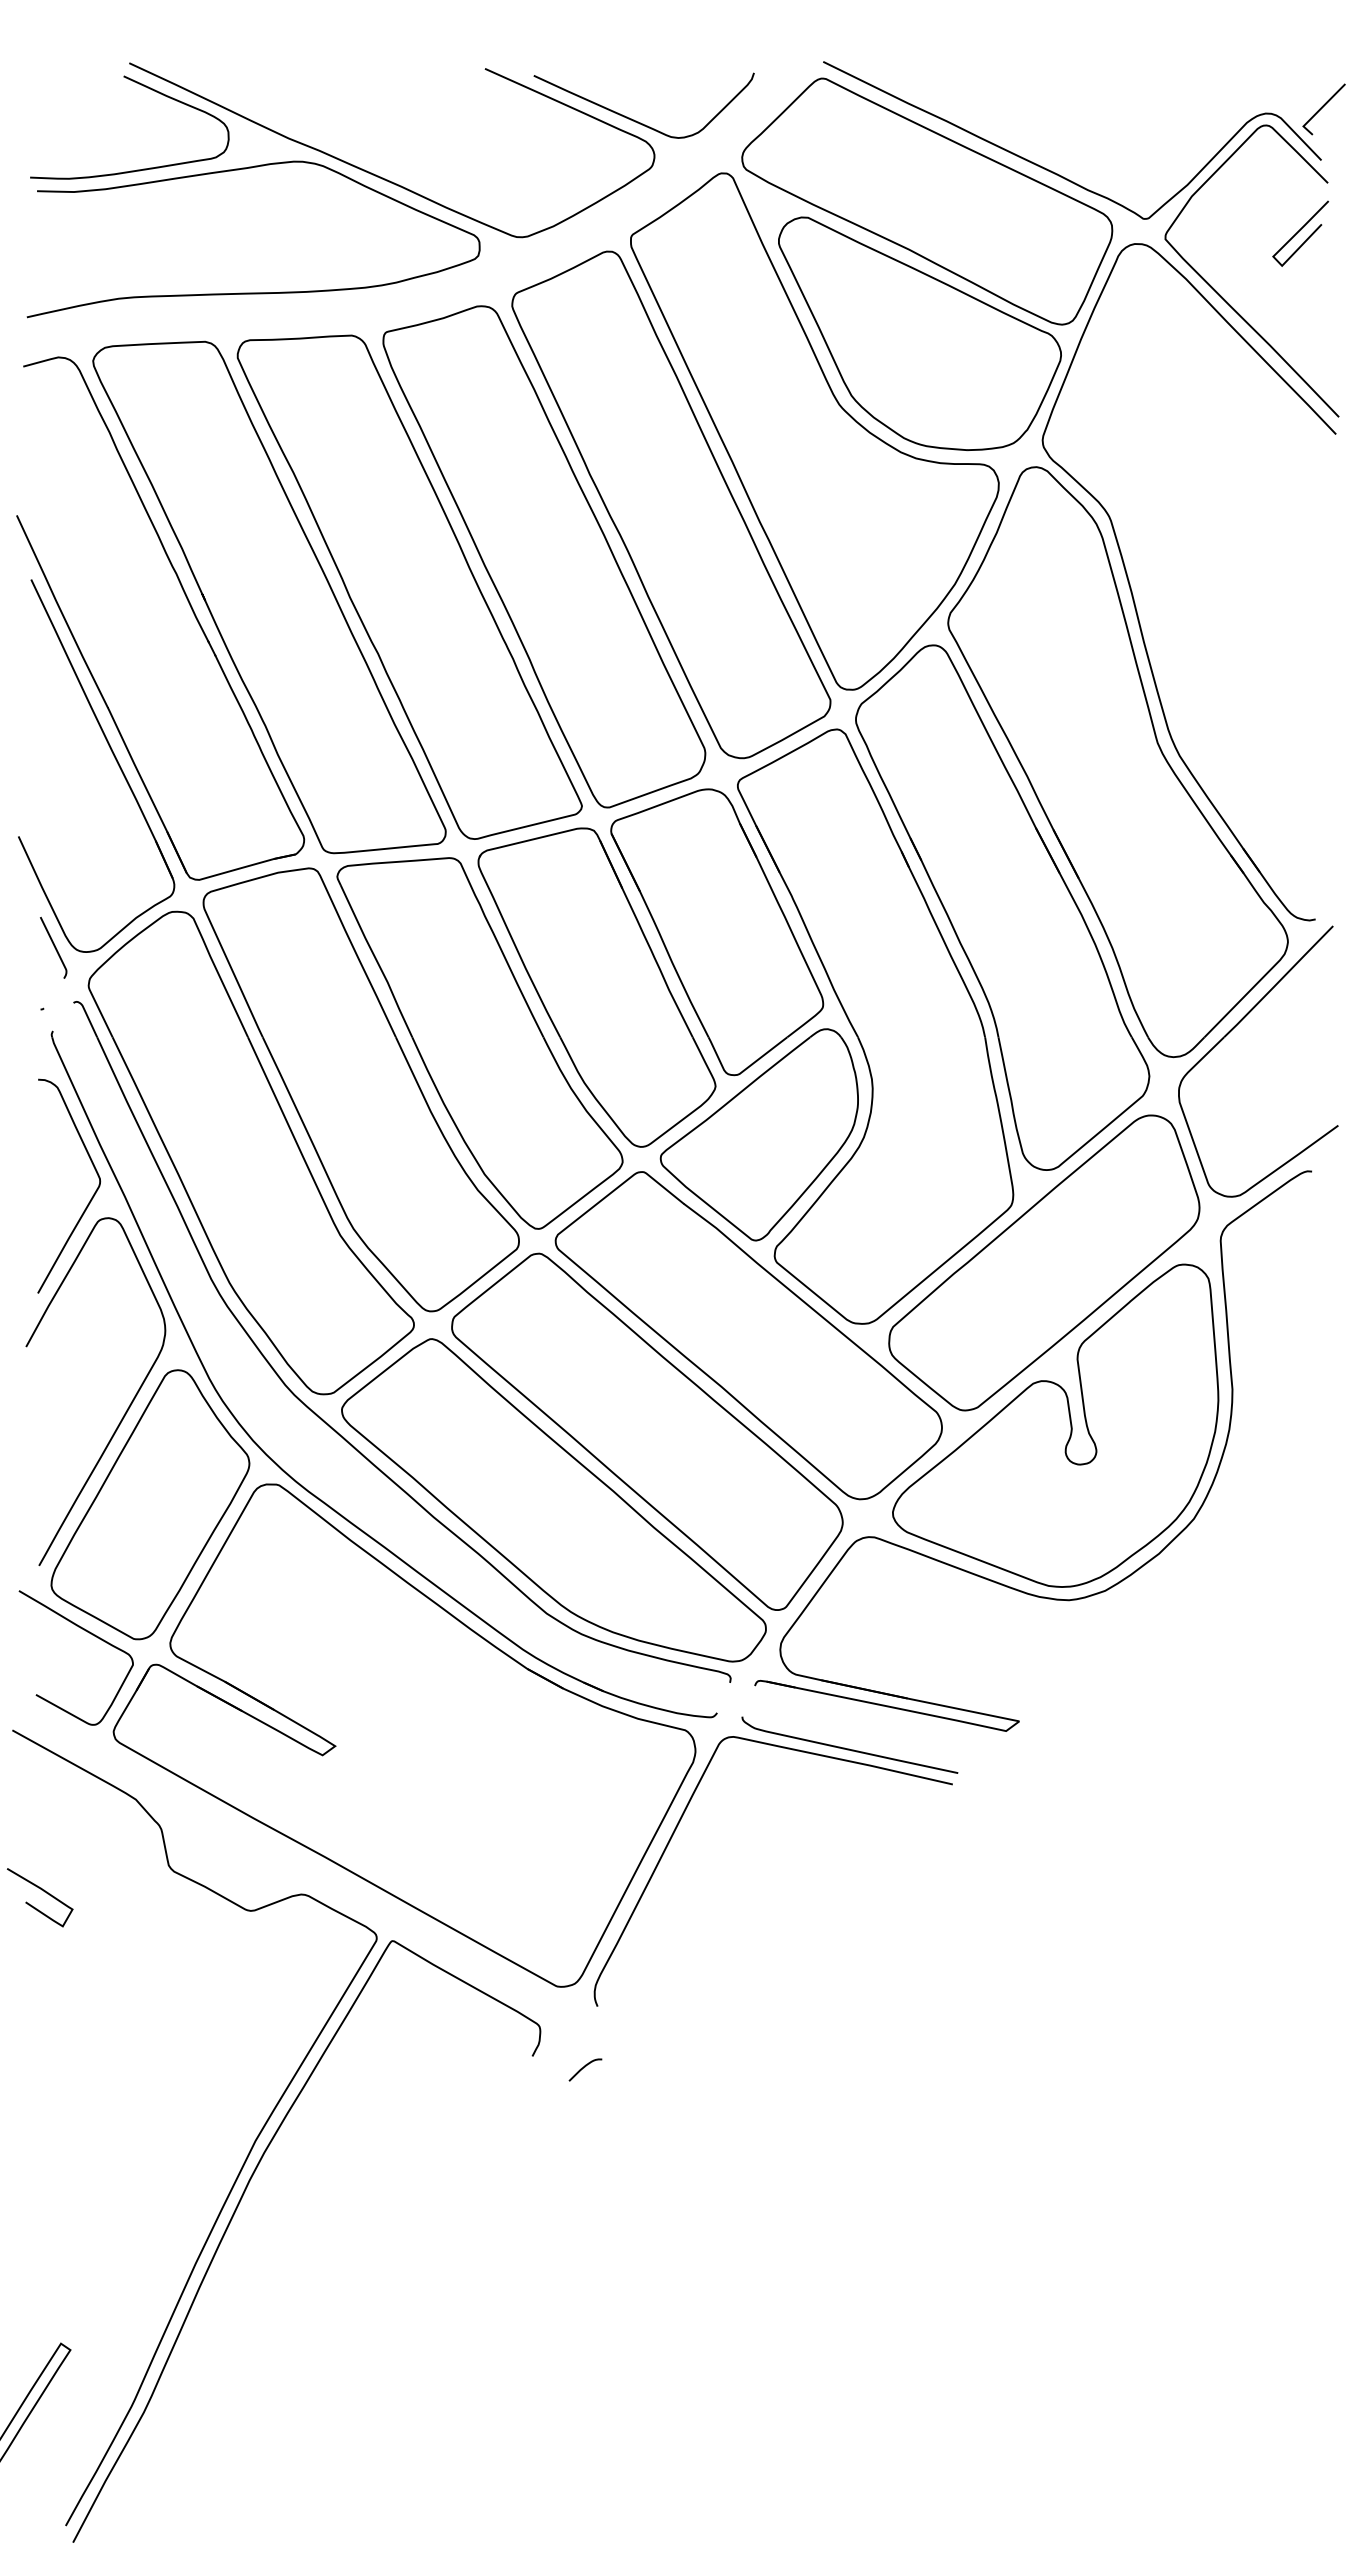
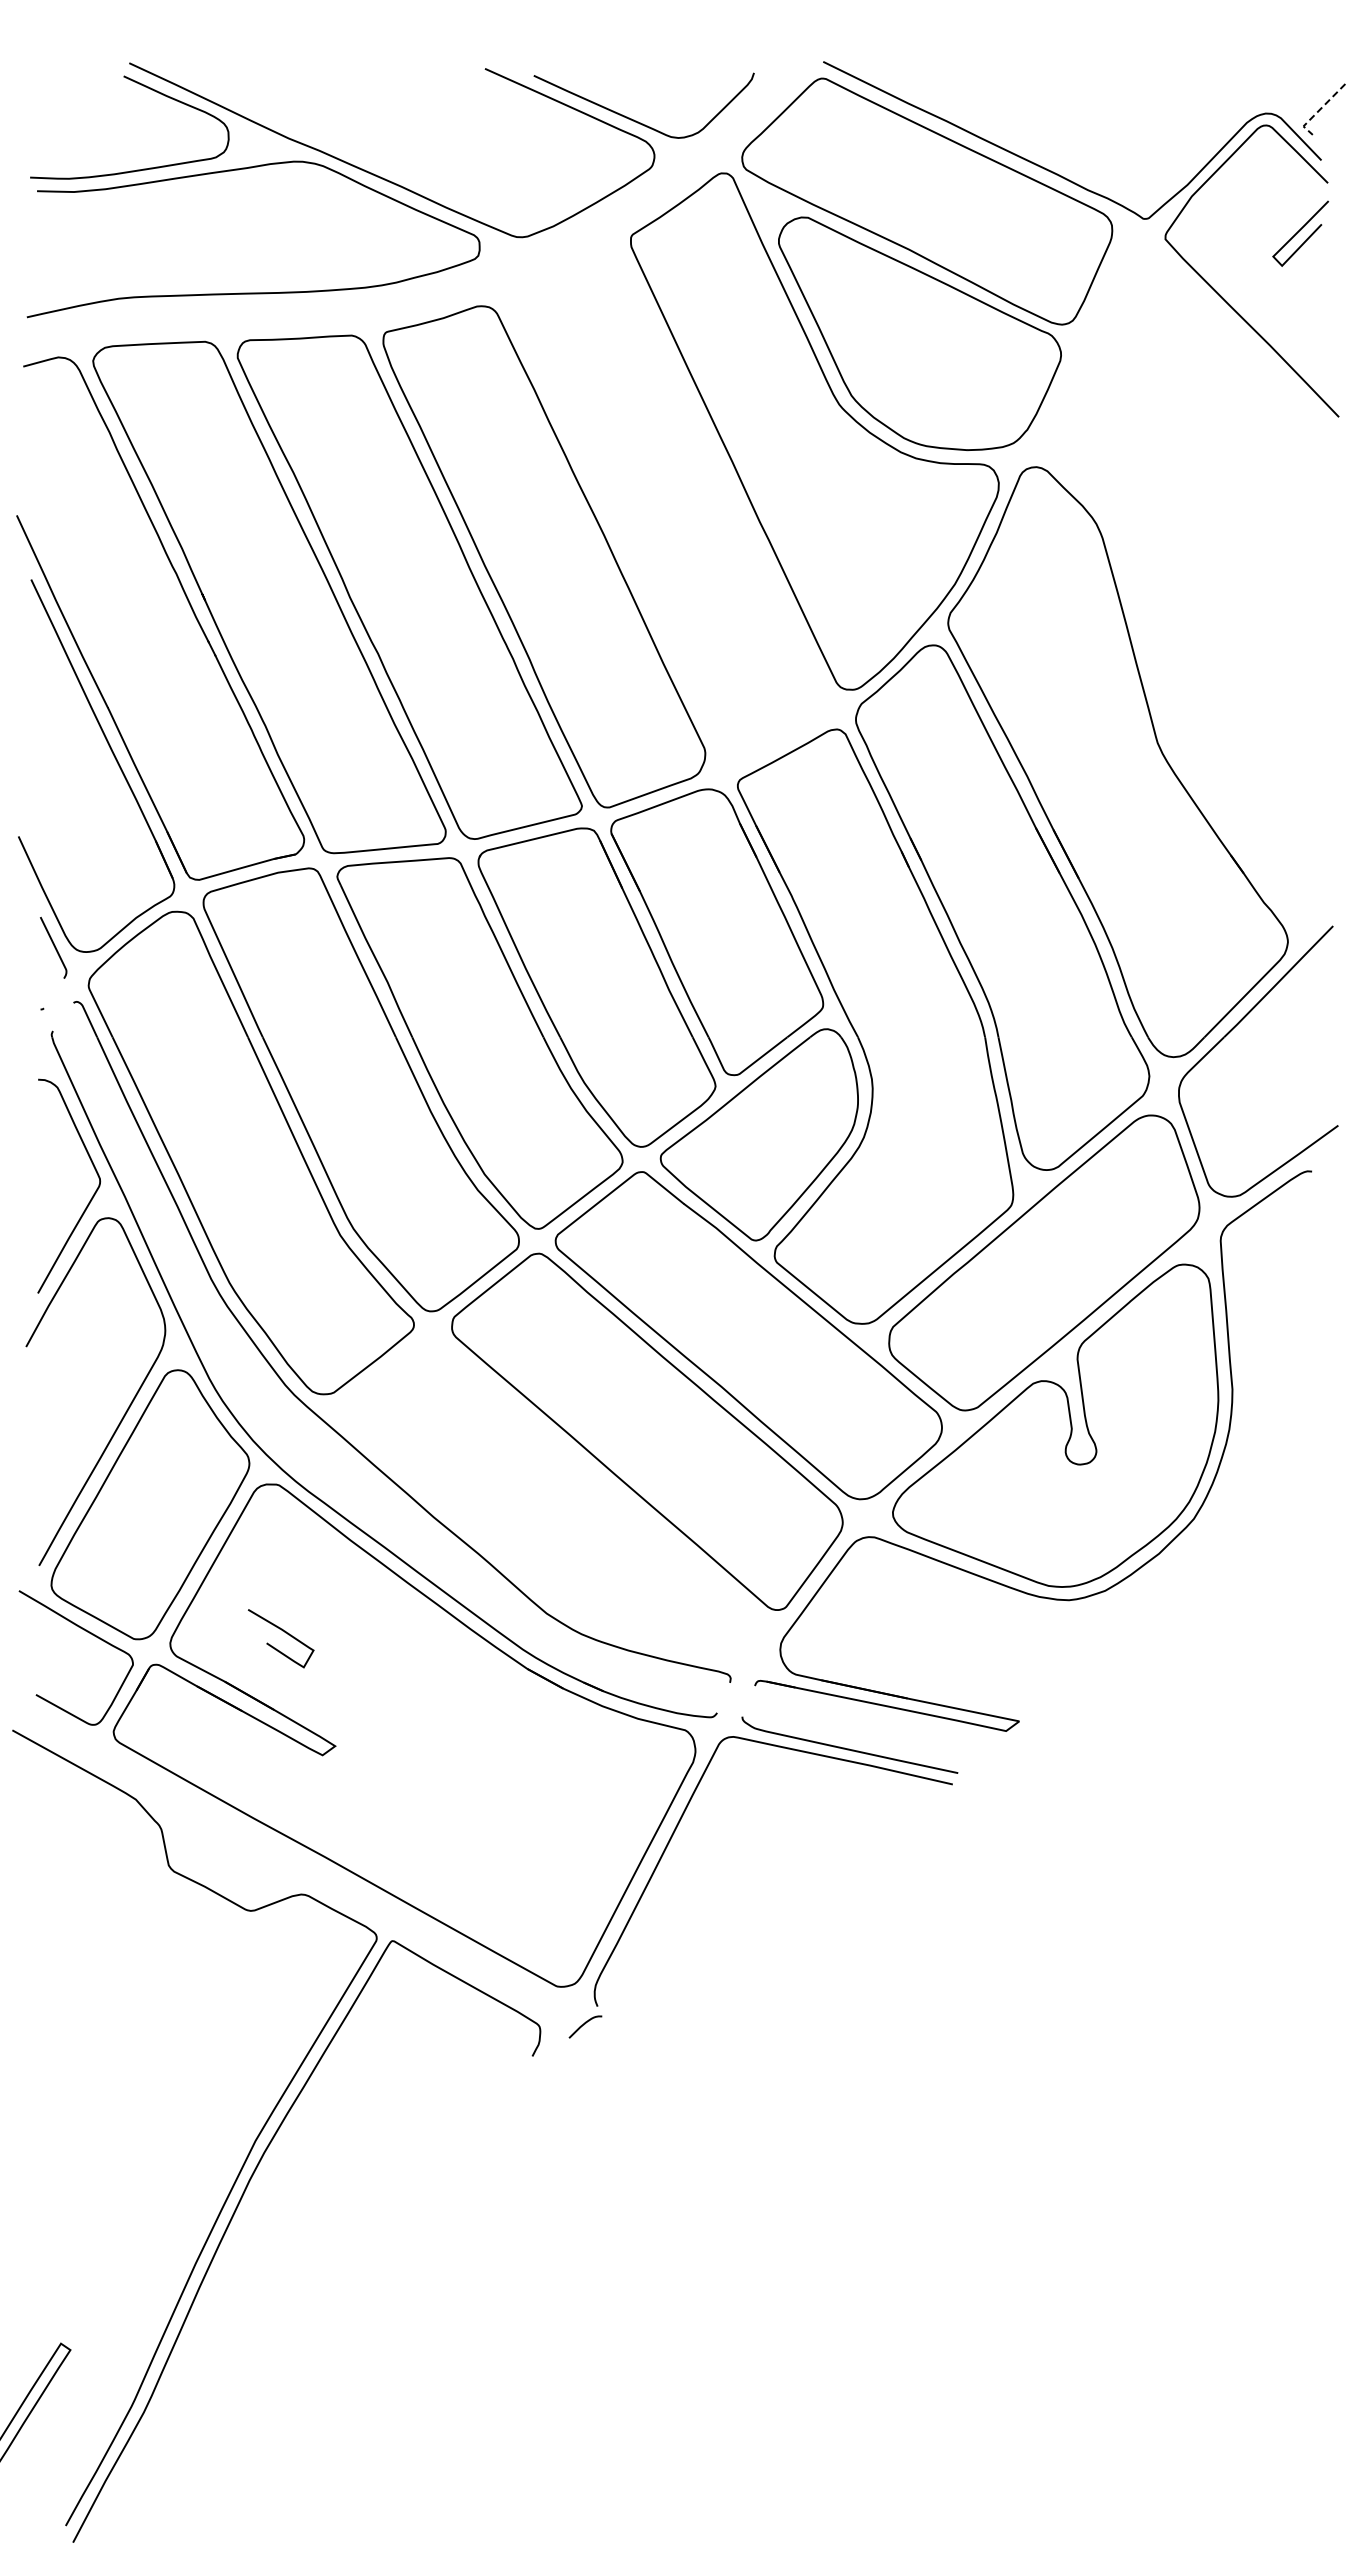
line: solid -> dashed (1319, 110)
part: present -> none (671, 504)
part: present -> none (1133, 594)
part: present -> none (553, 1500)
curve position: (44, 1892) -> (285, 1633) (285, 1633)
curve position: (585, 2067) -> (585, 2024) (585, 2024)
